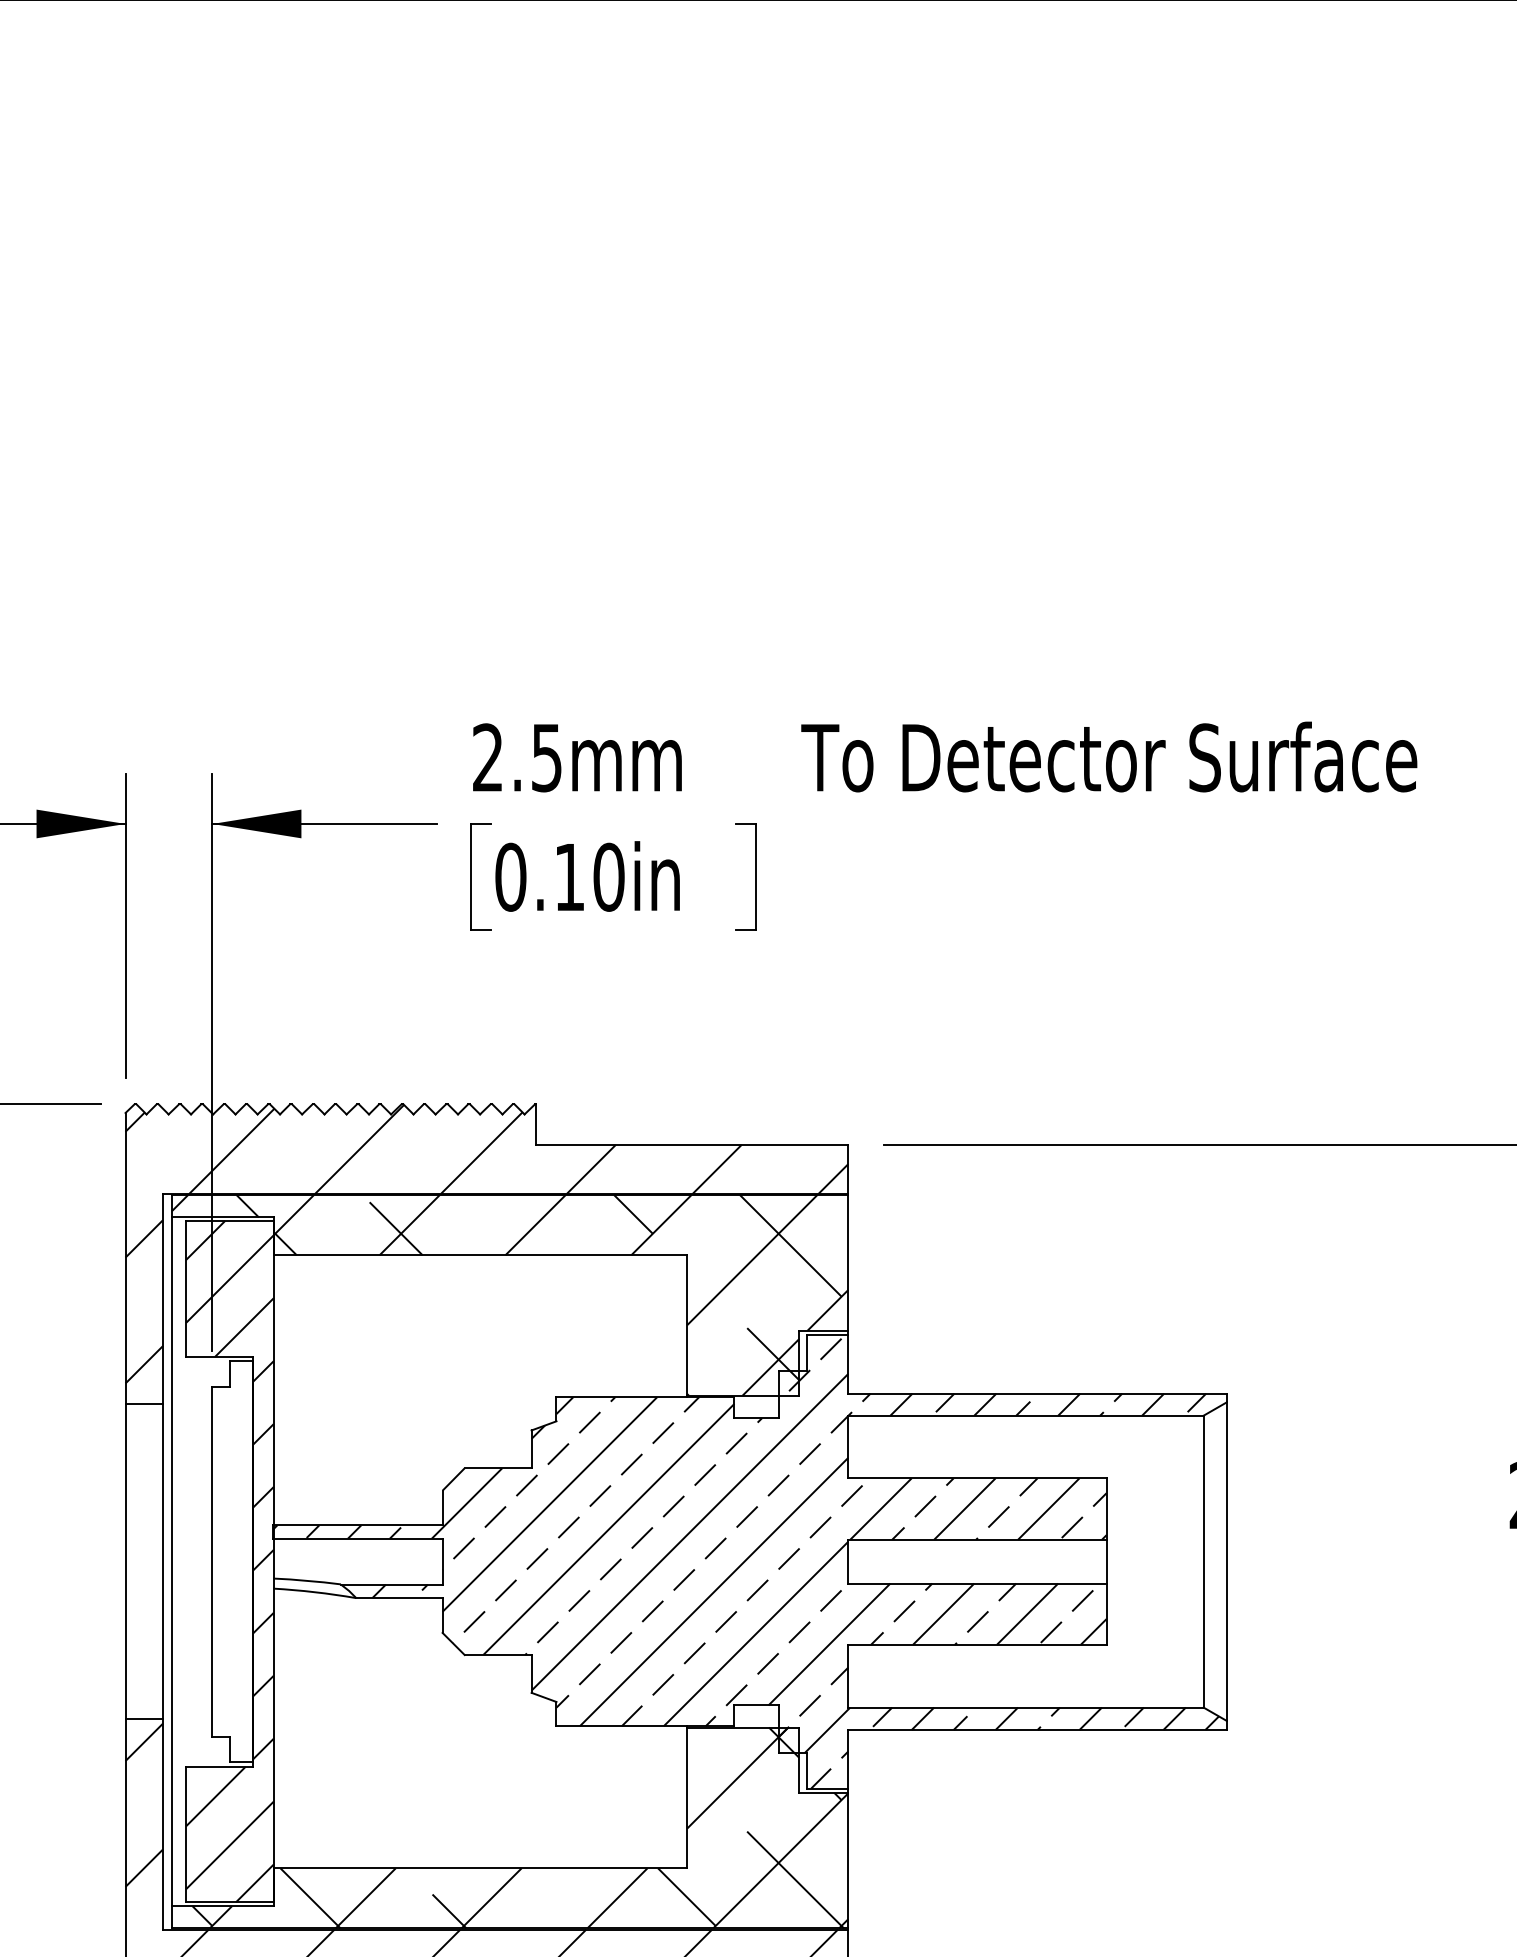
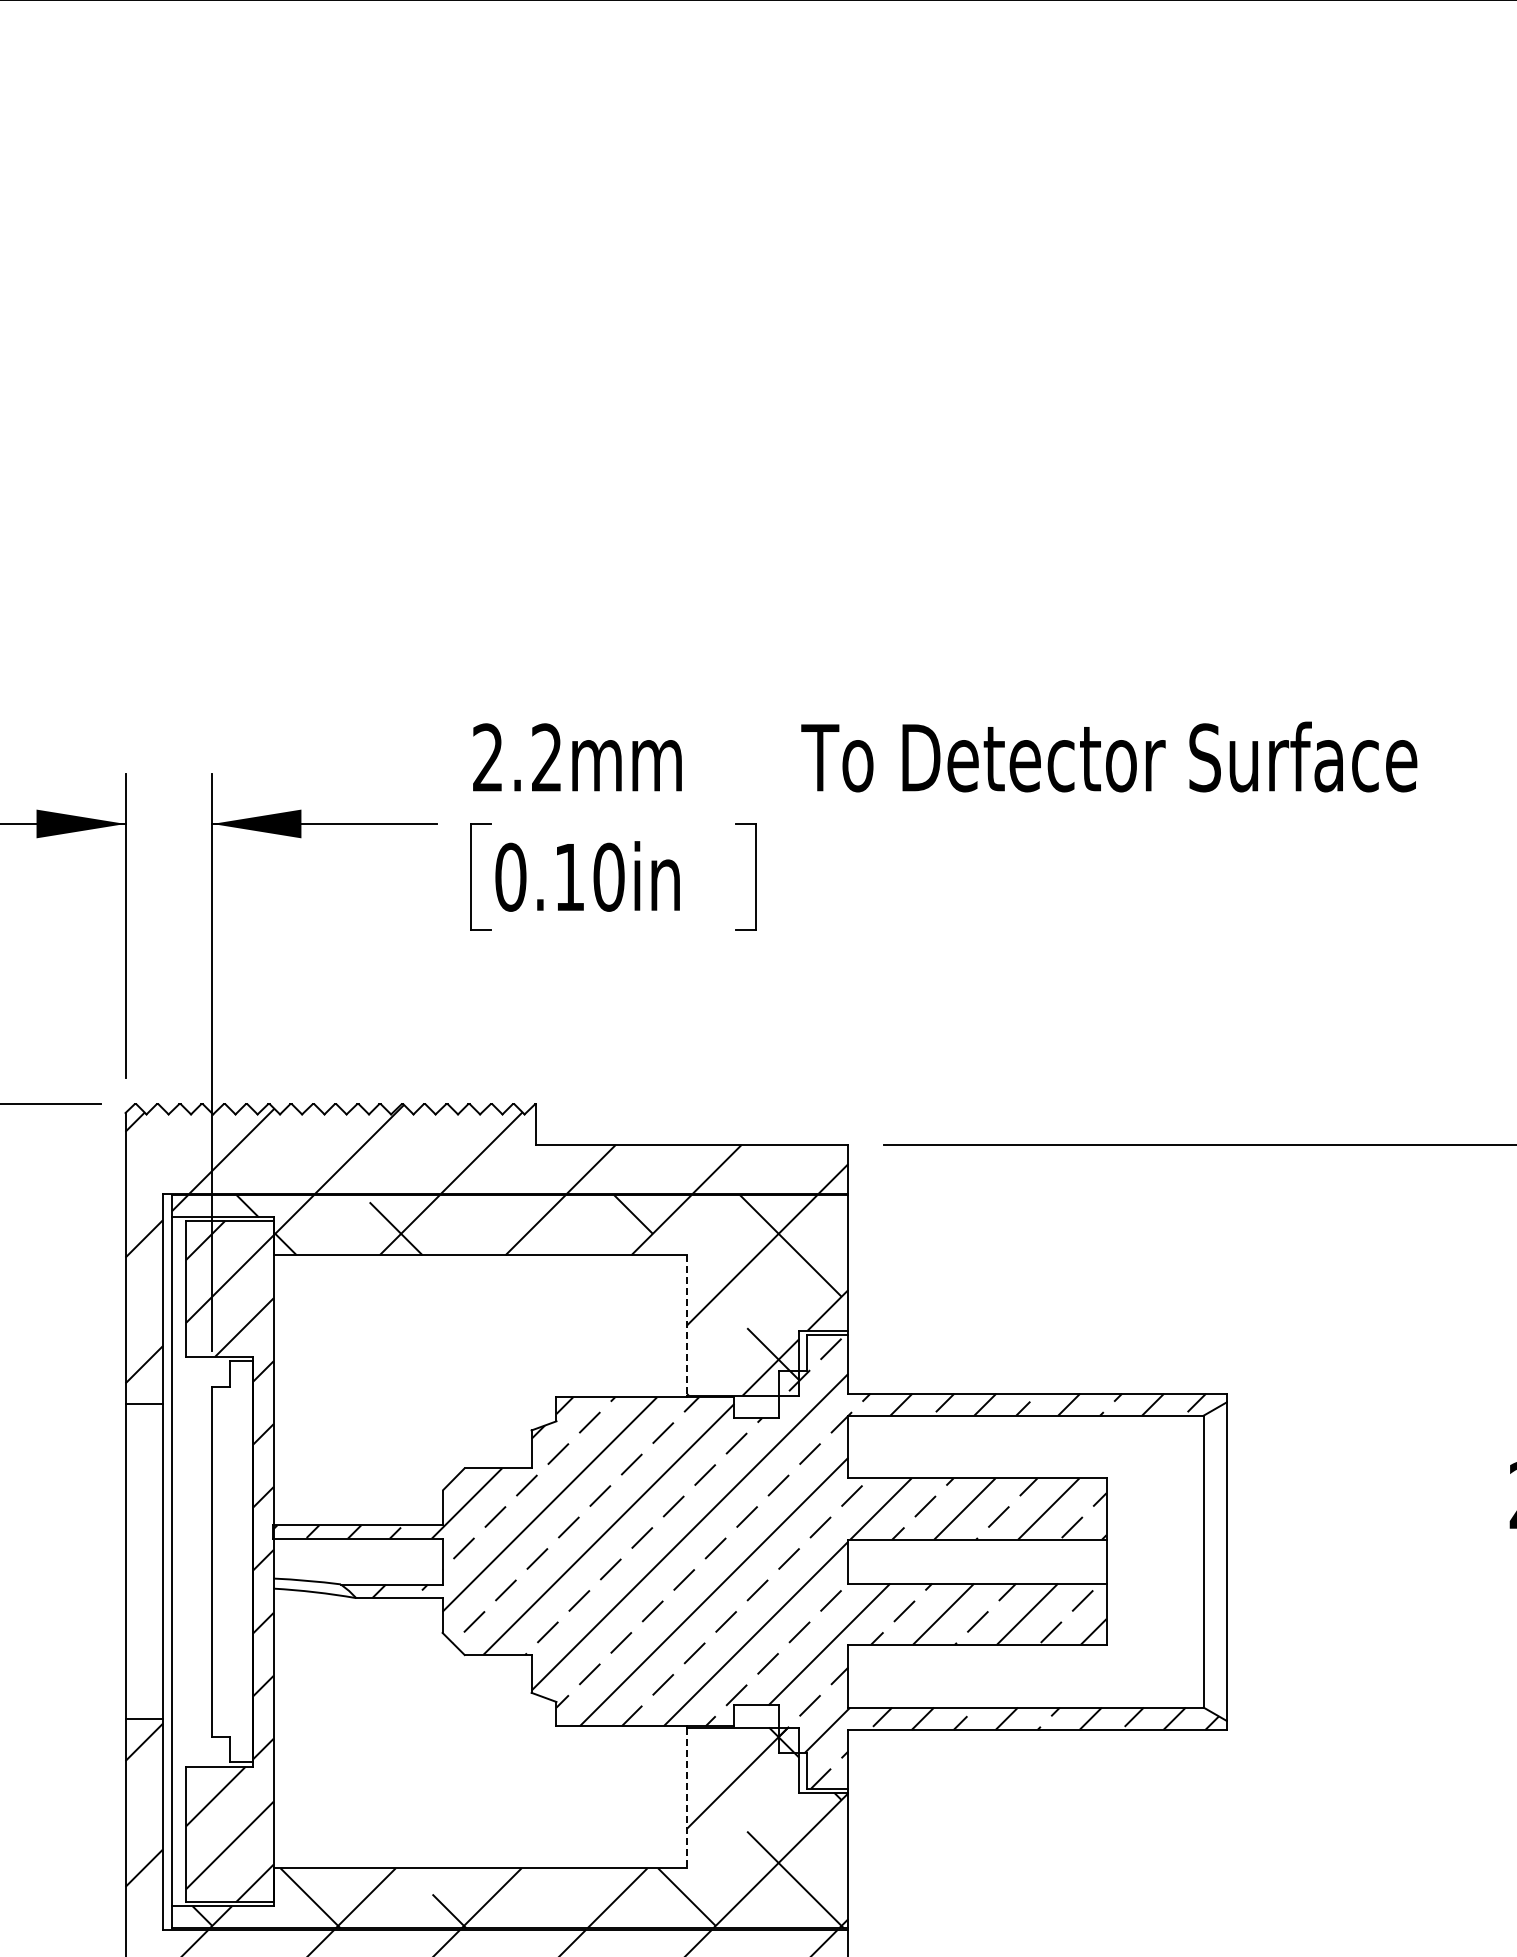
text: 2.5mm -> 2.2mm (546, 757)
line: solid -> dashed (687, 1326)
line: solid -> dashed (687, 1798)
